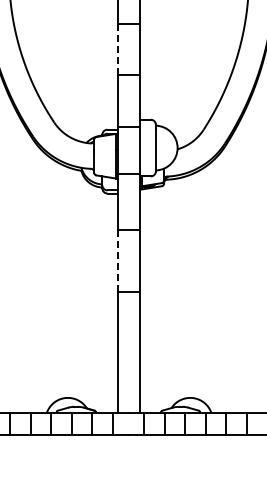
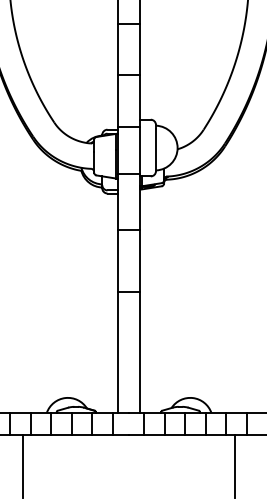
line: dashed -> solid (117, 49)
line: dashed -> solid (117, 261)
line: none -> present (23, 466)
line: none -> present (235, 466)
